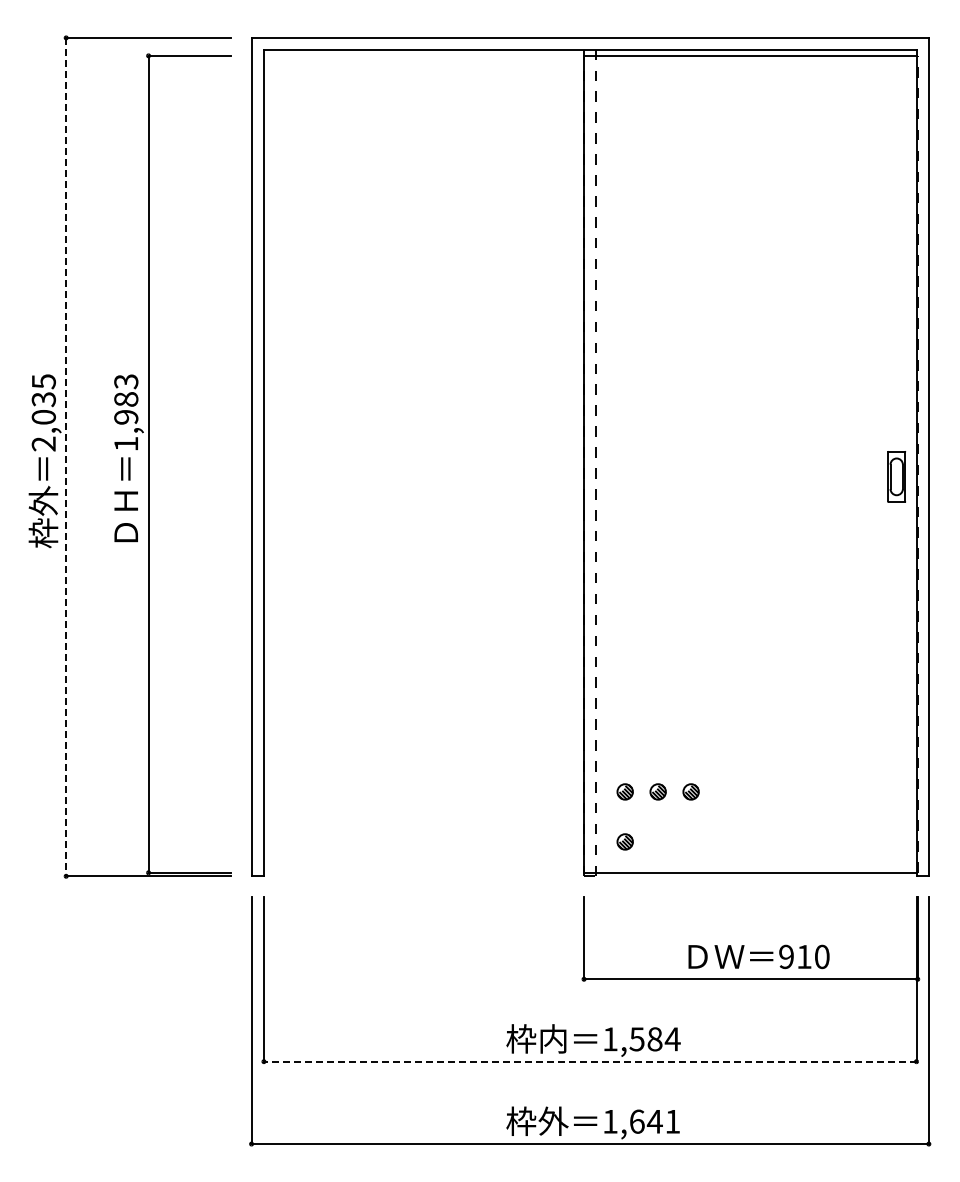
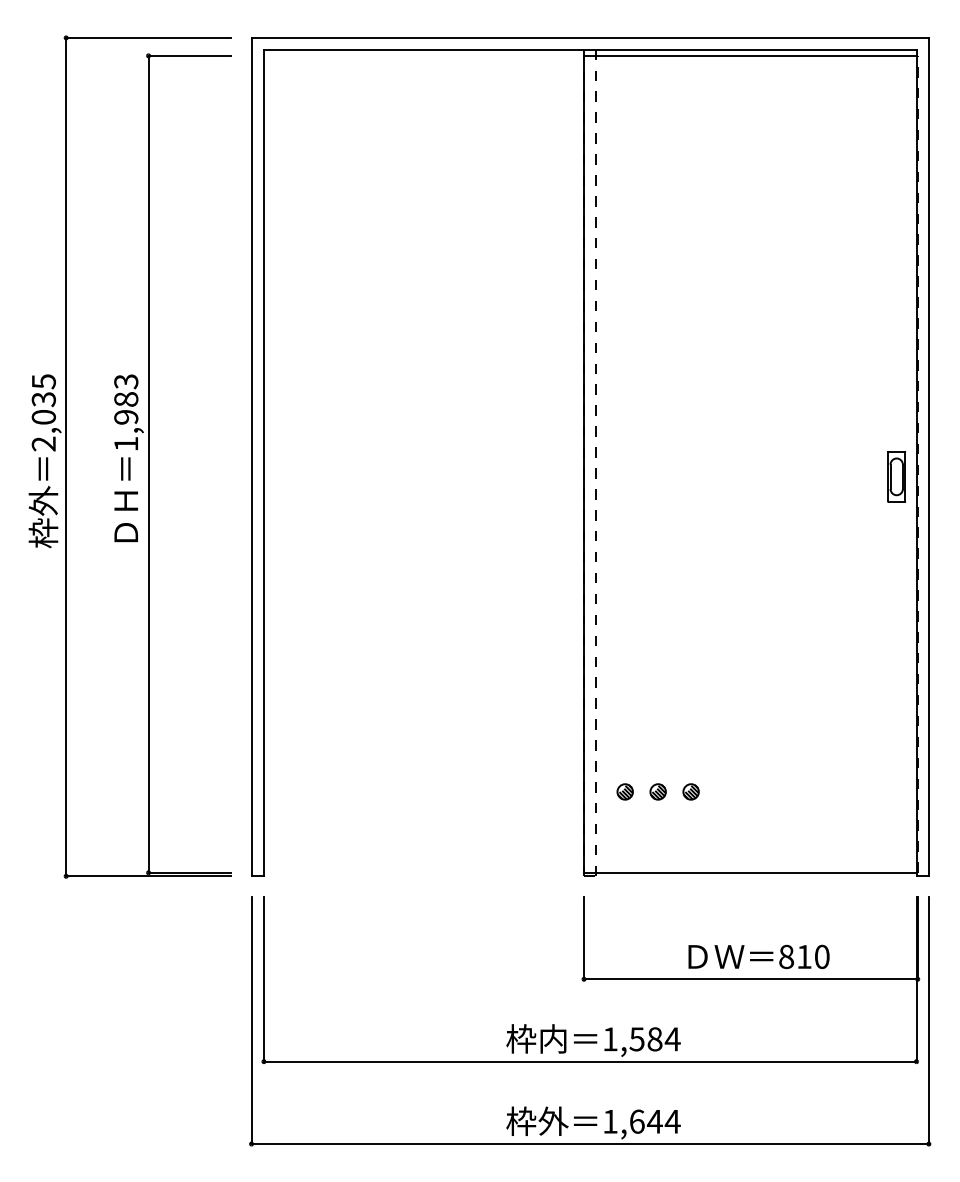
line: dashed -> solid (66, 457)
part: present -> none (624, 841)
text: 910 -> 810 (786, 956)
line: dashed -> solid (589, 1061)
text: 1,641 -> 1,644 (672, 1121)
